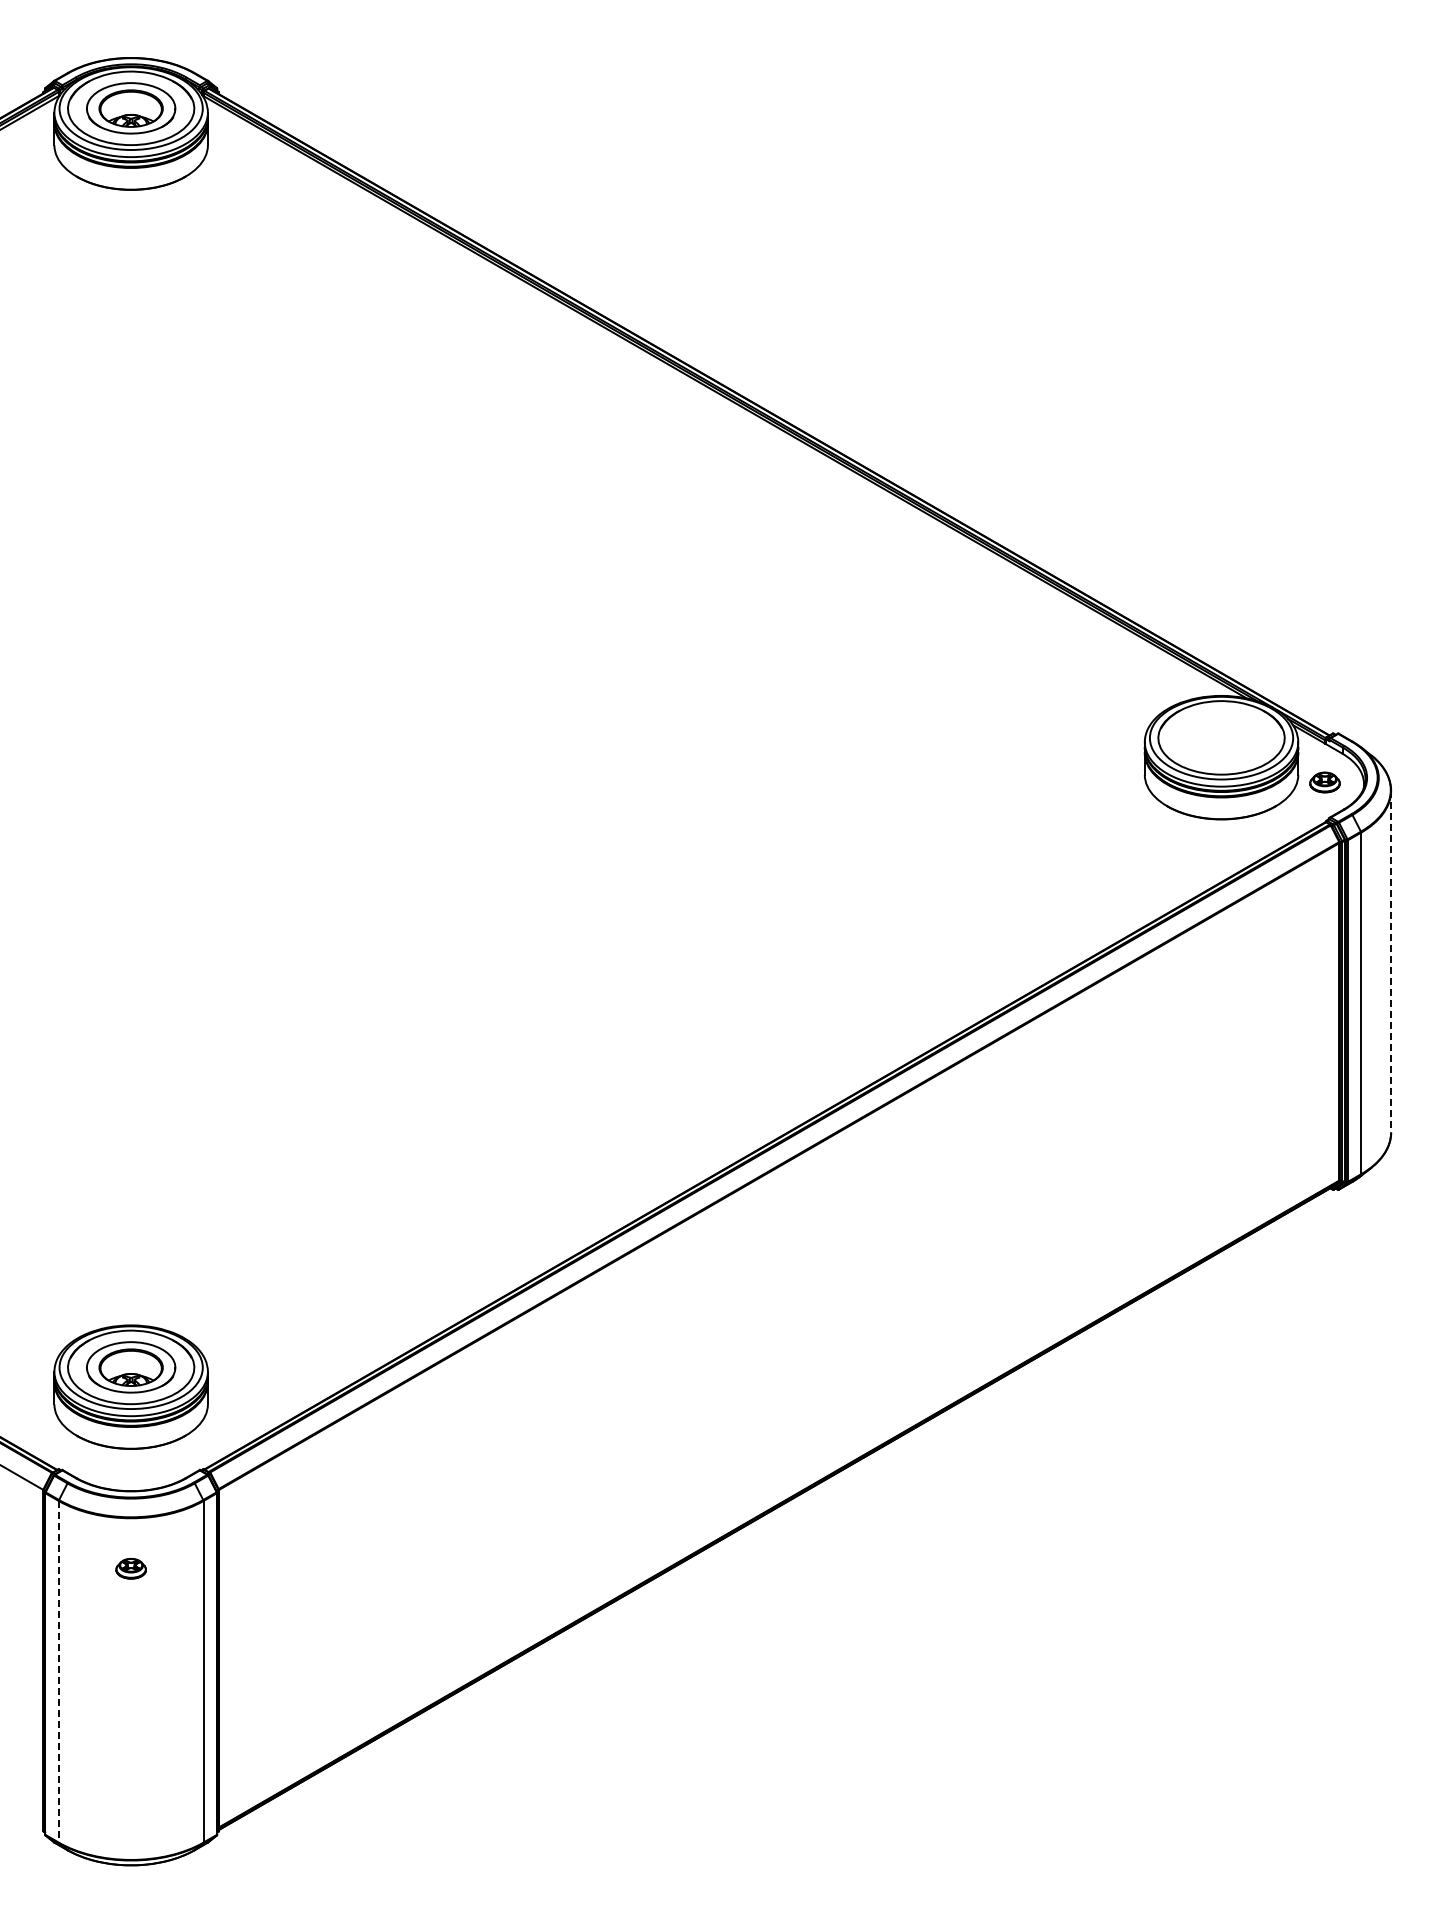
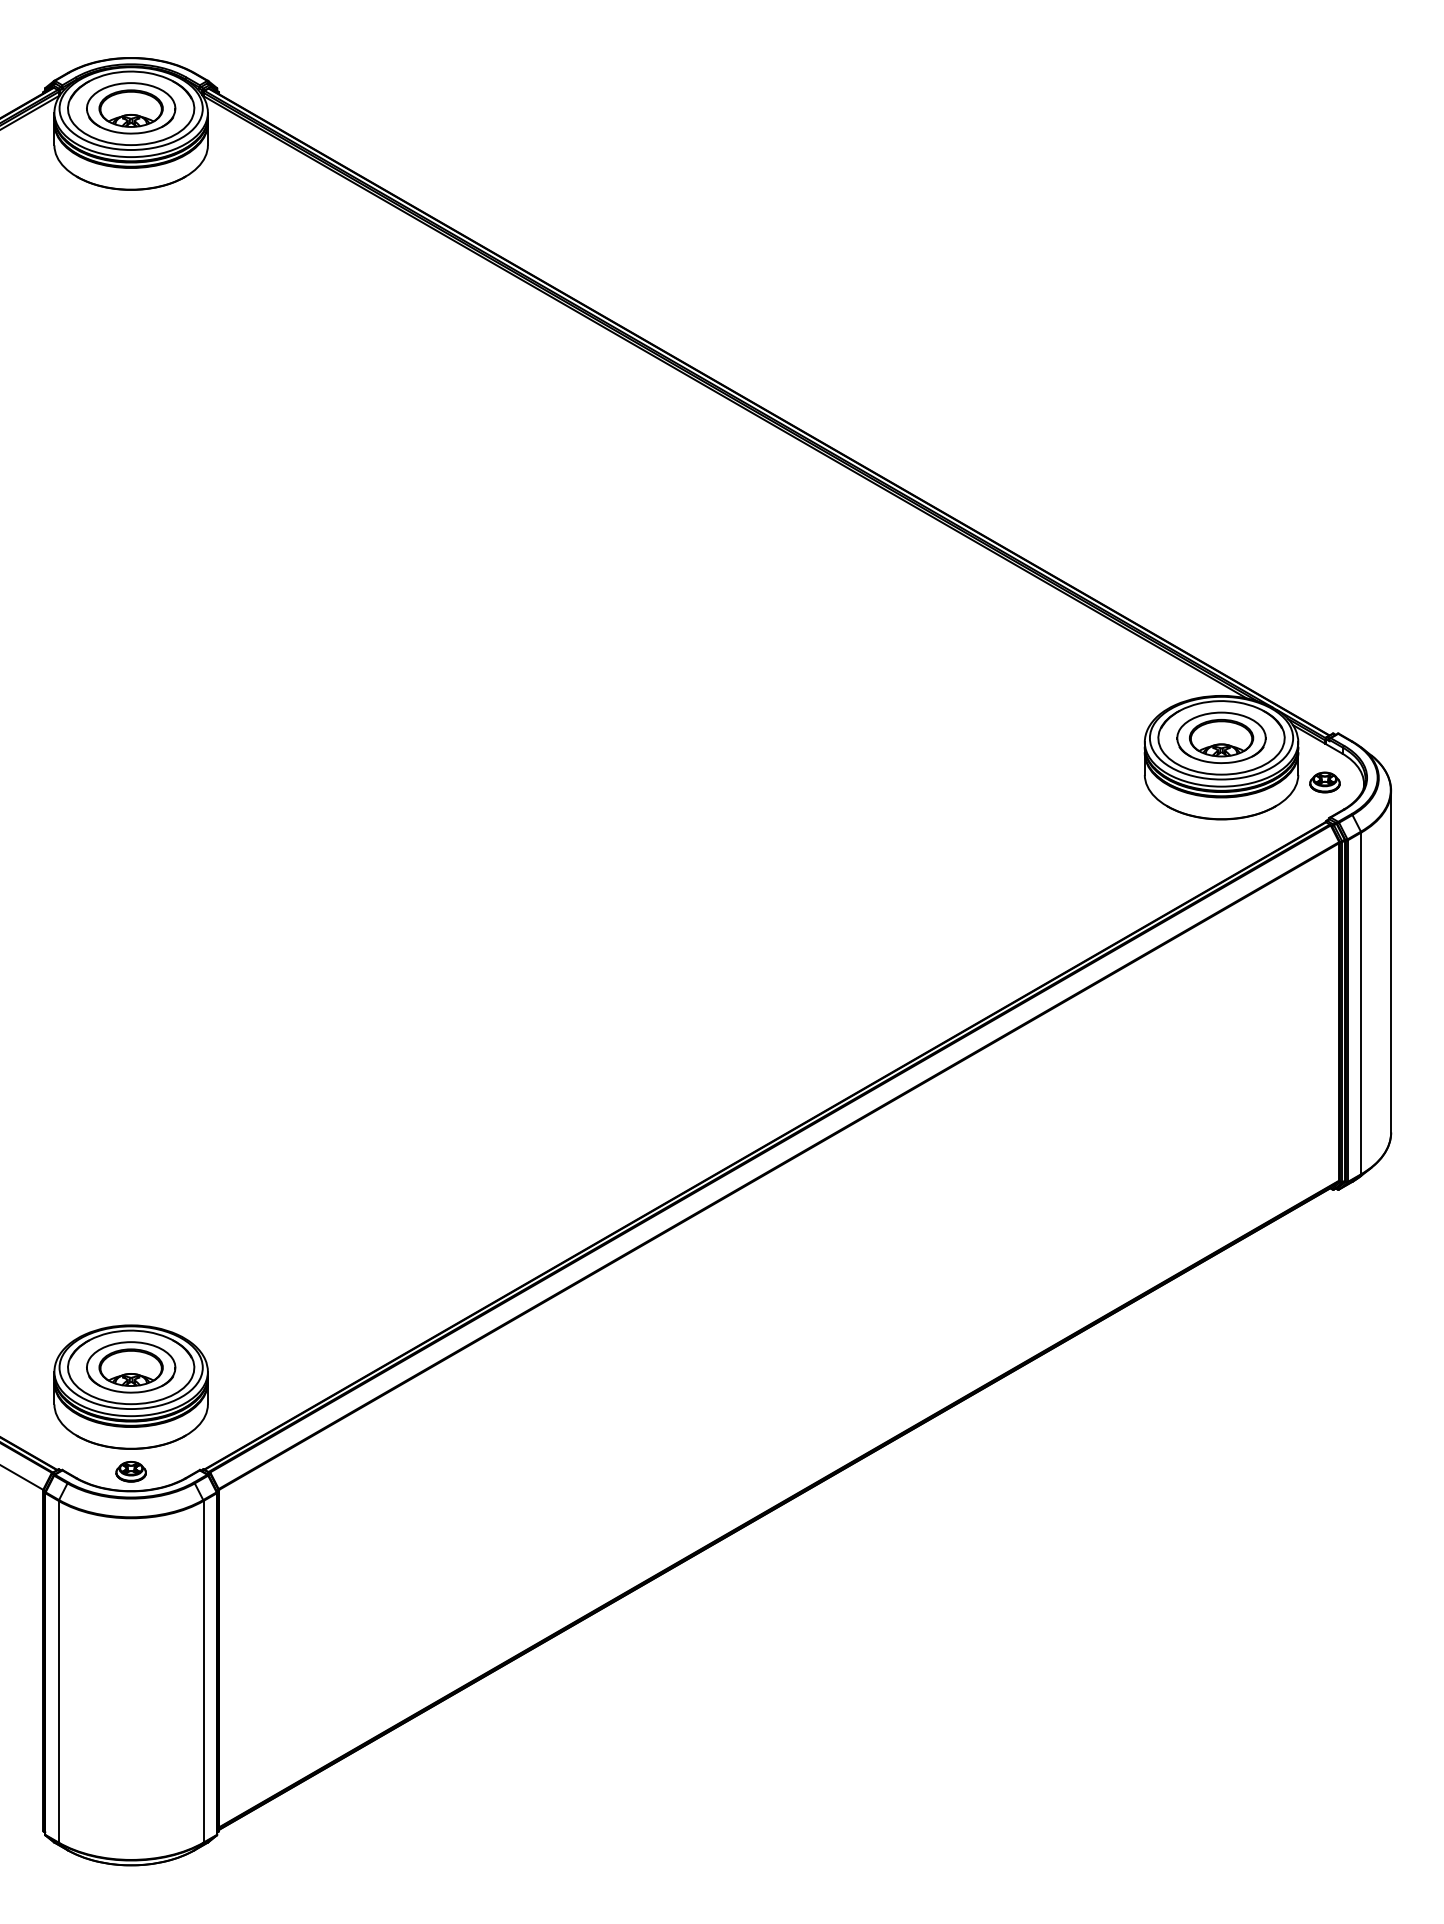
part: none -> present (1221, 737)
line: dashed -> solid (1391, 961)
part position: (130, 1568) -> (130, 1471) (130, 1471)
line: dashed -> solid (58, 1671)
